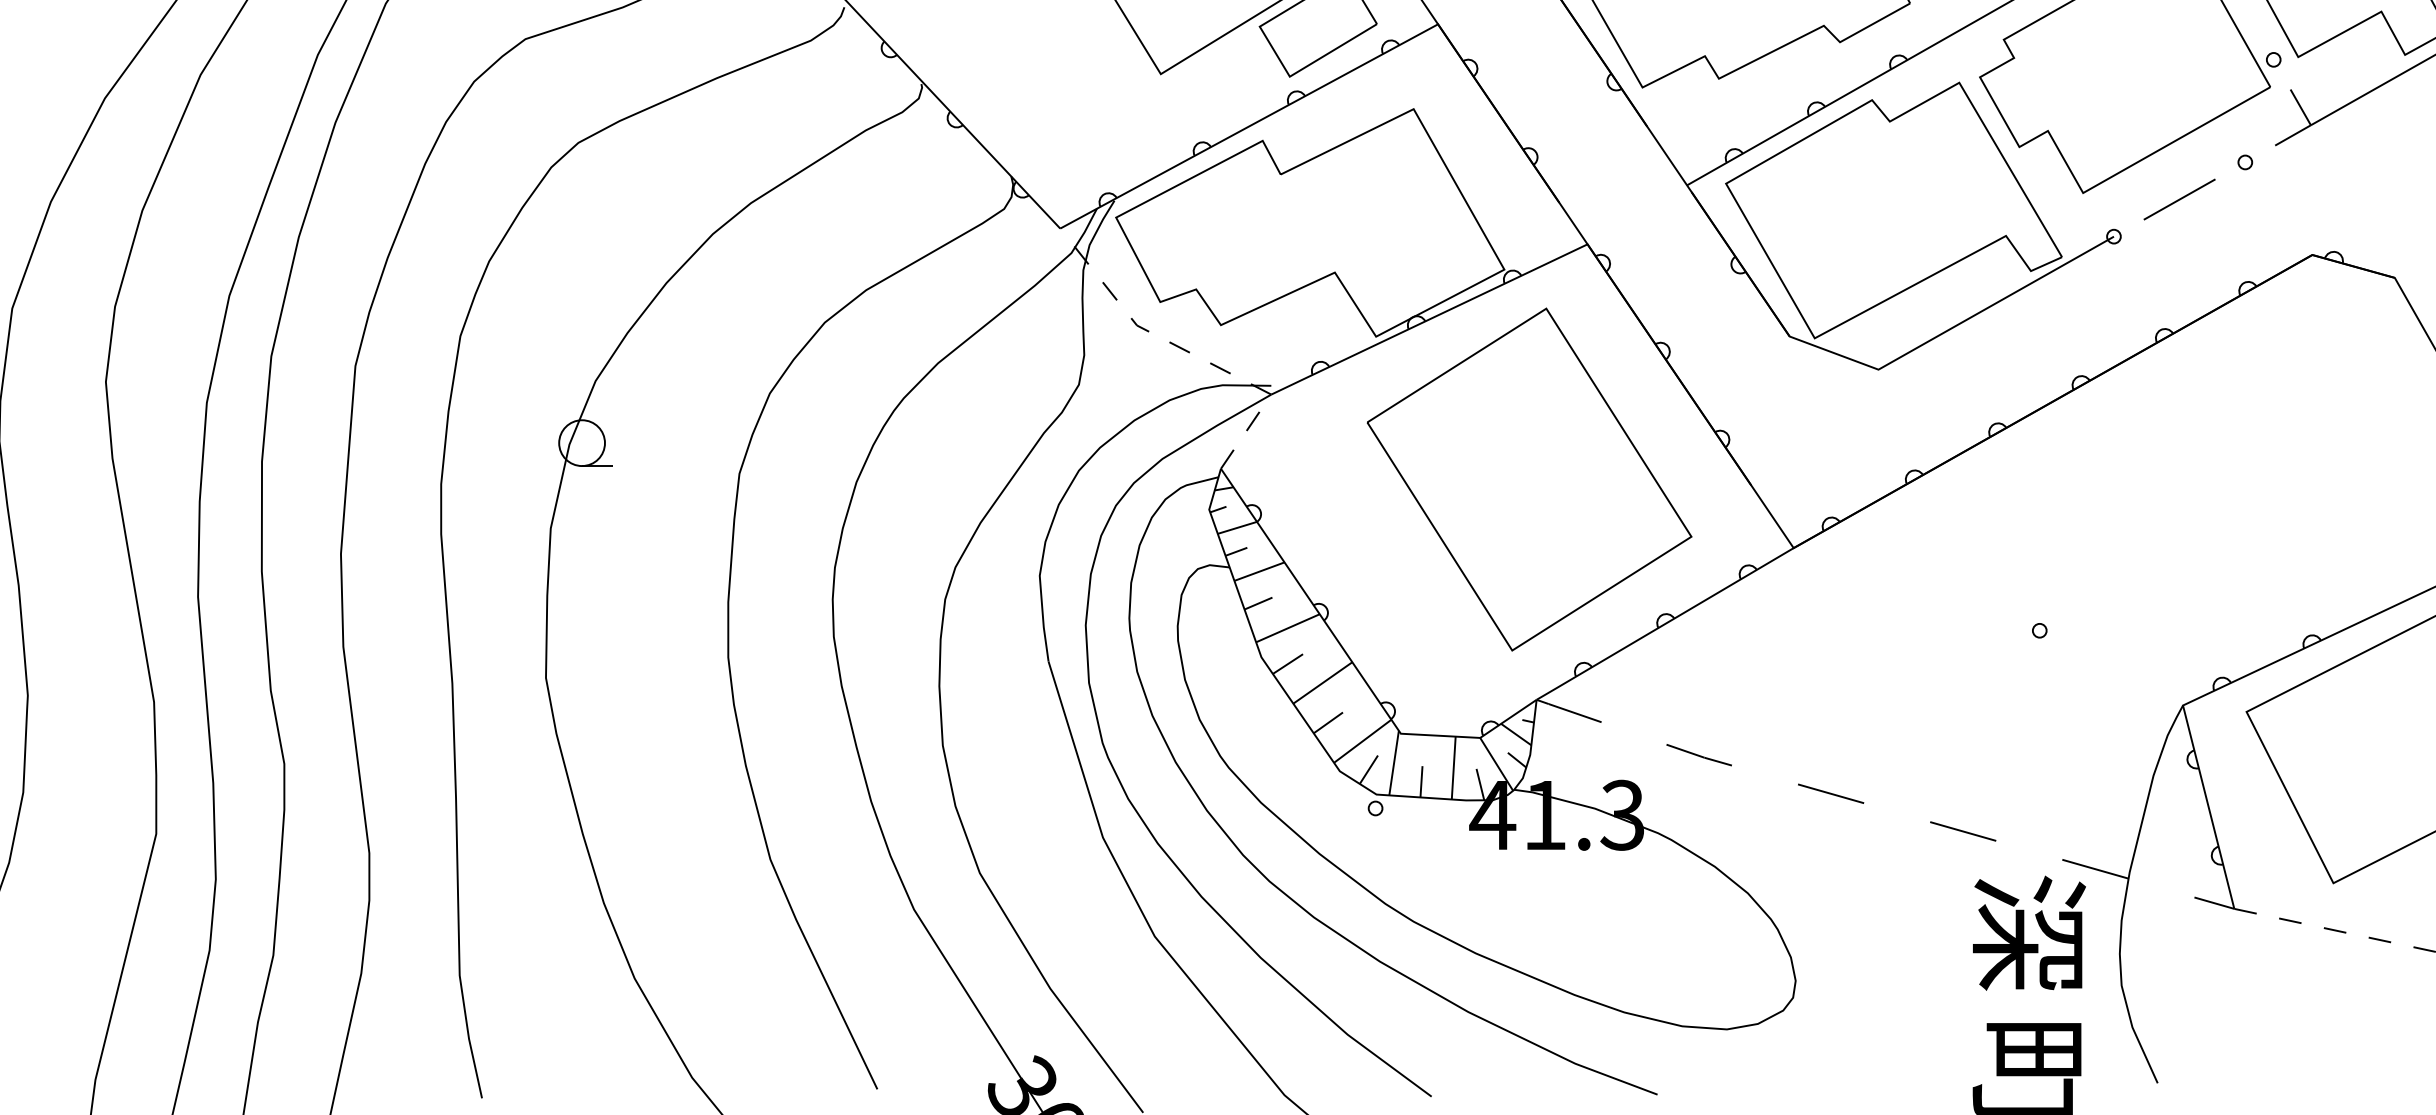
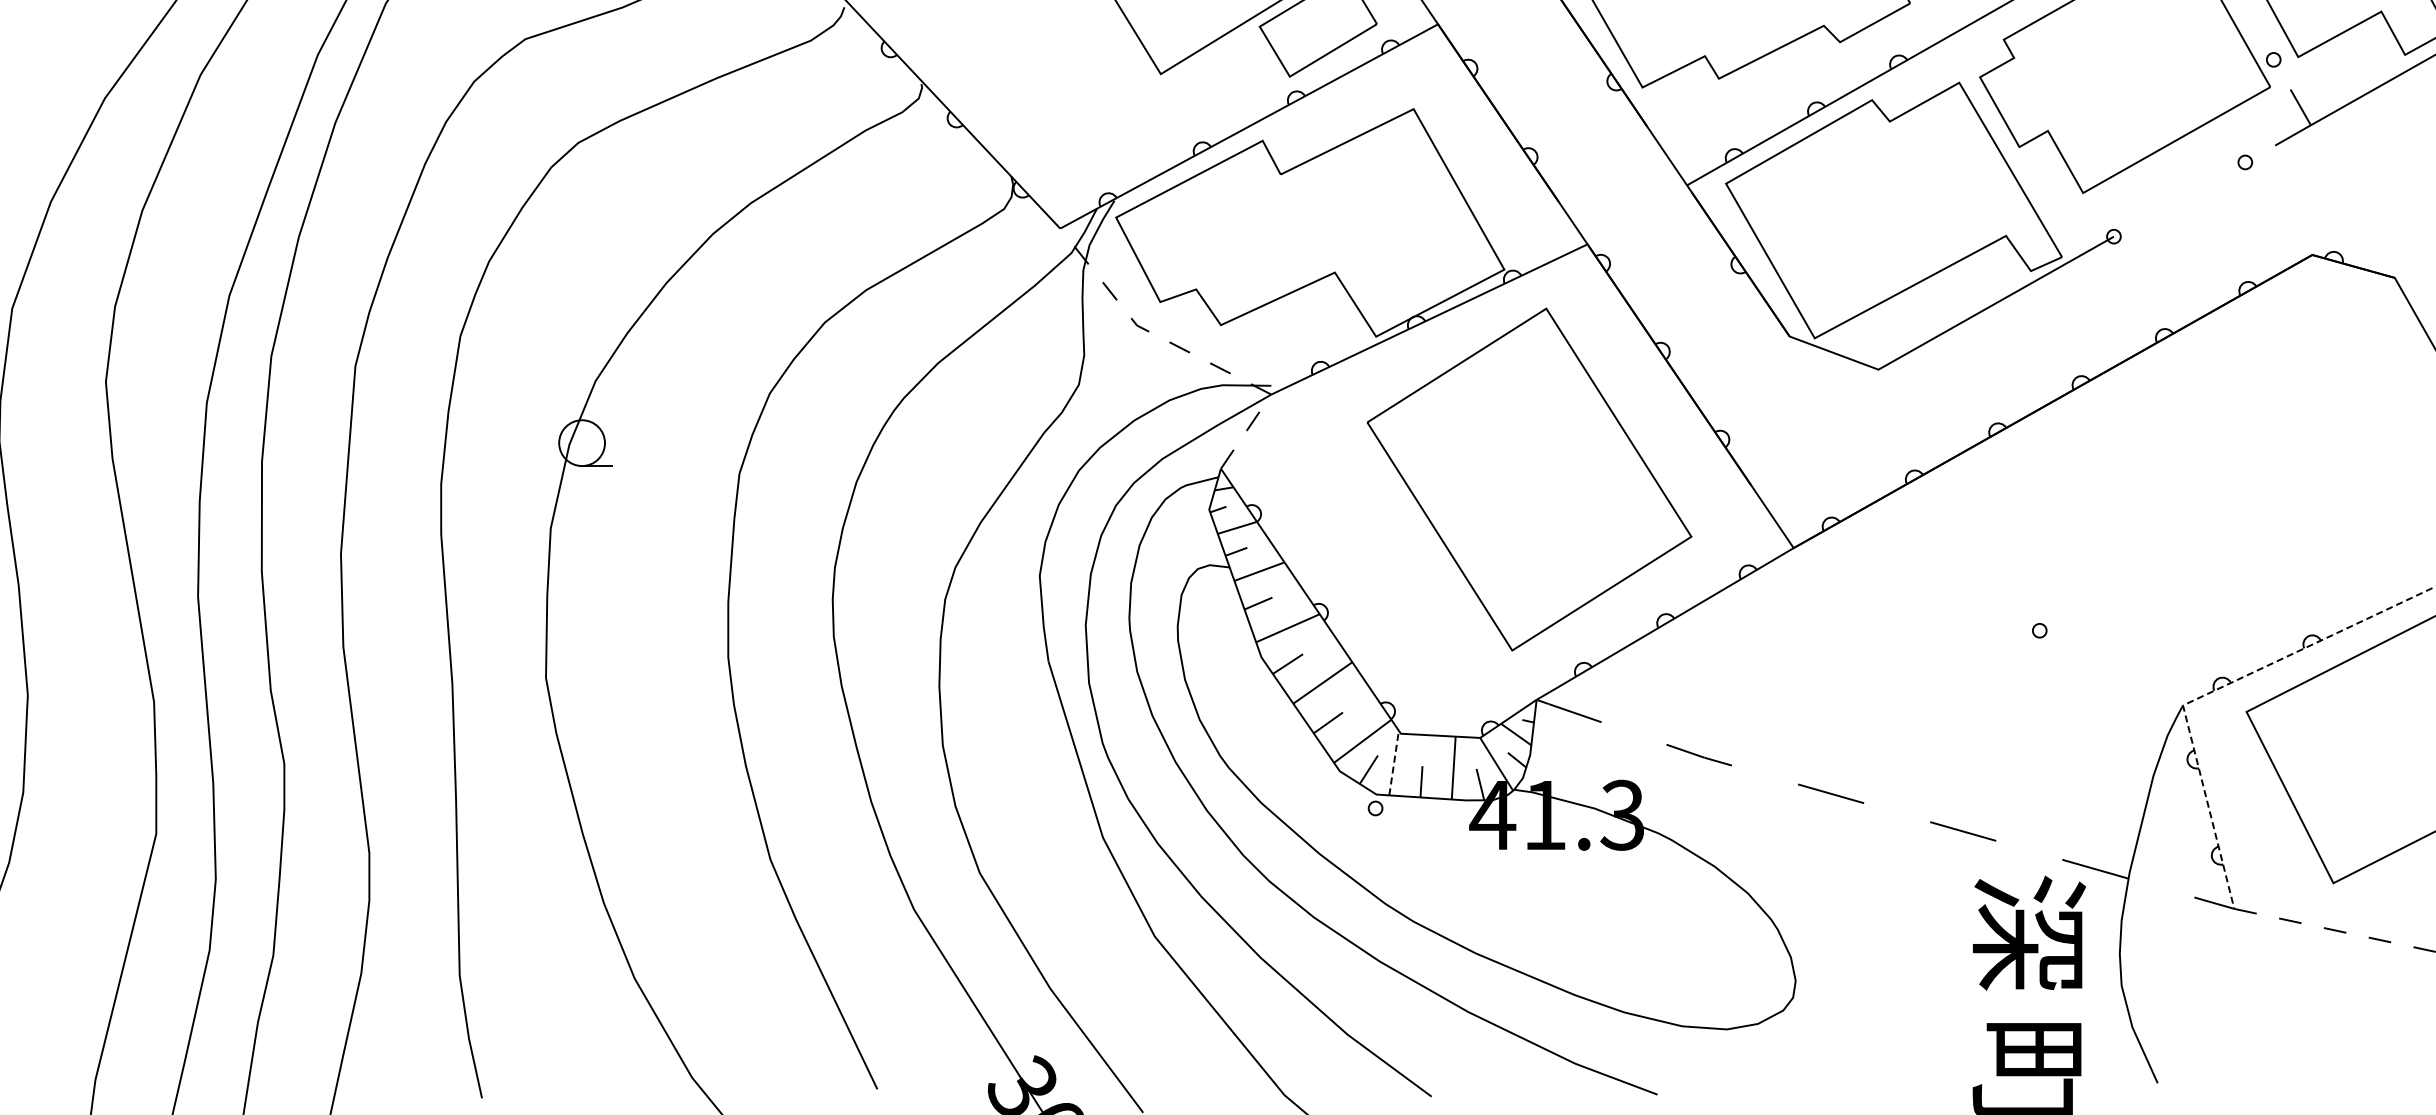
line: present -> none (2179, 199)
line: solid -> dashed (2213, 691)
line: solid -> dashed (1394, 763)
